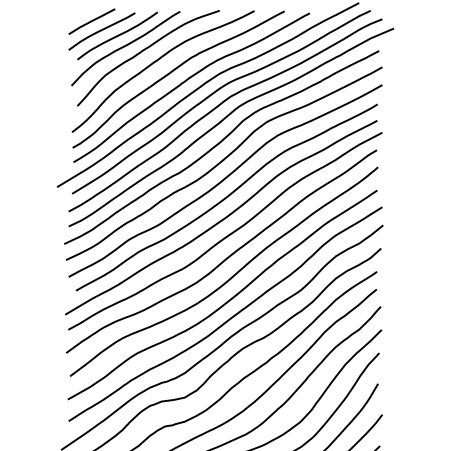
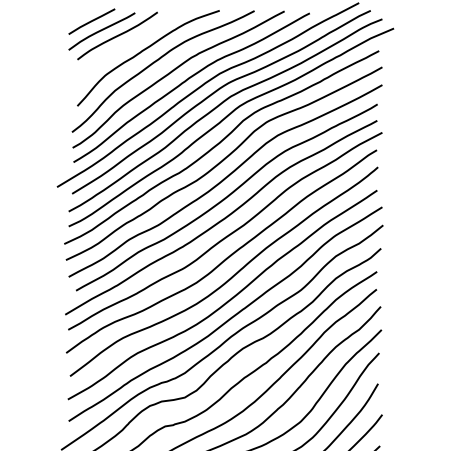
curve: present -> none (124, 47)
